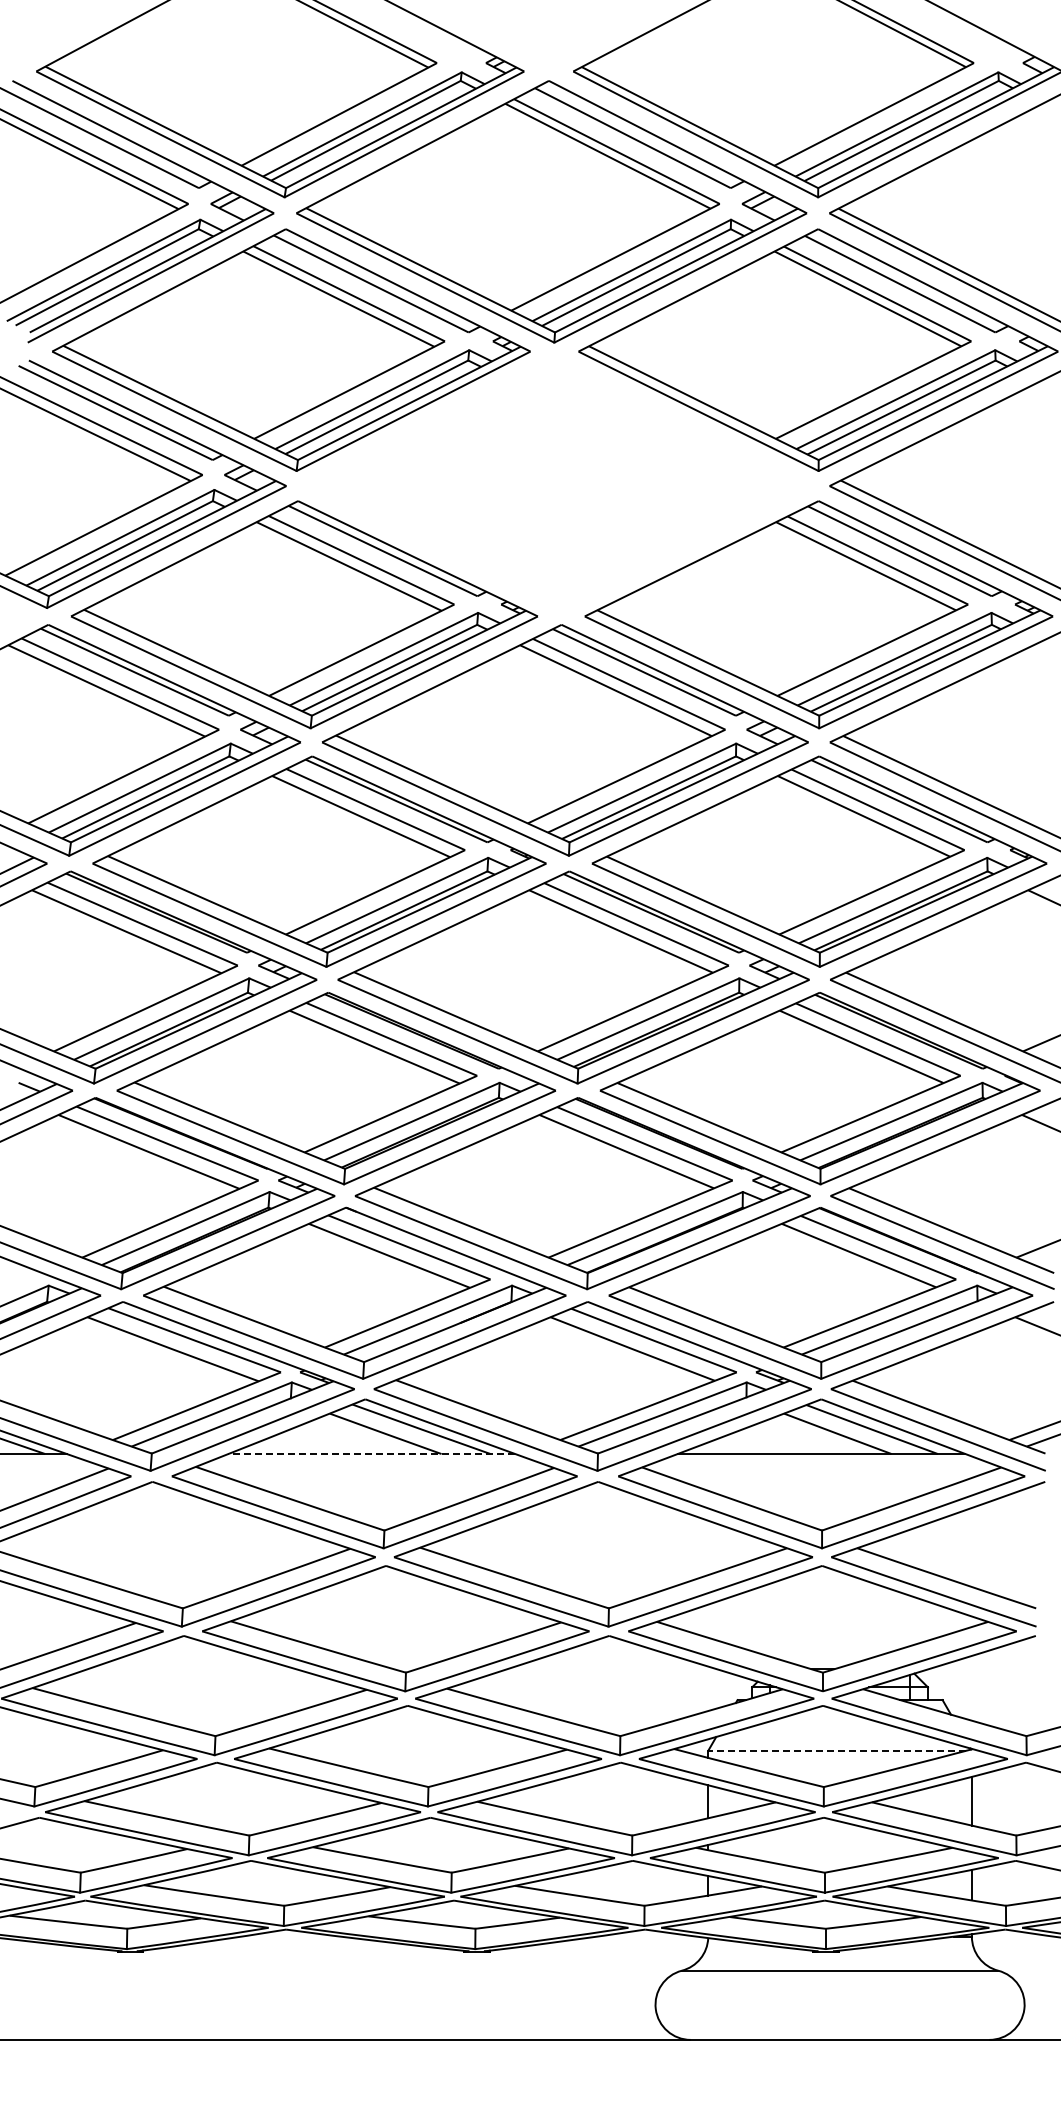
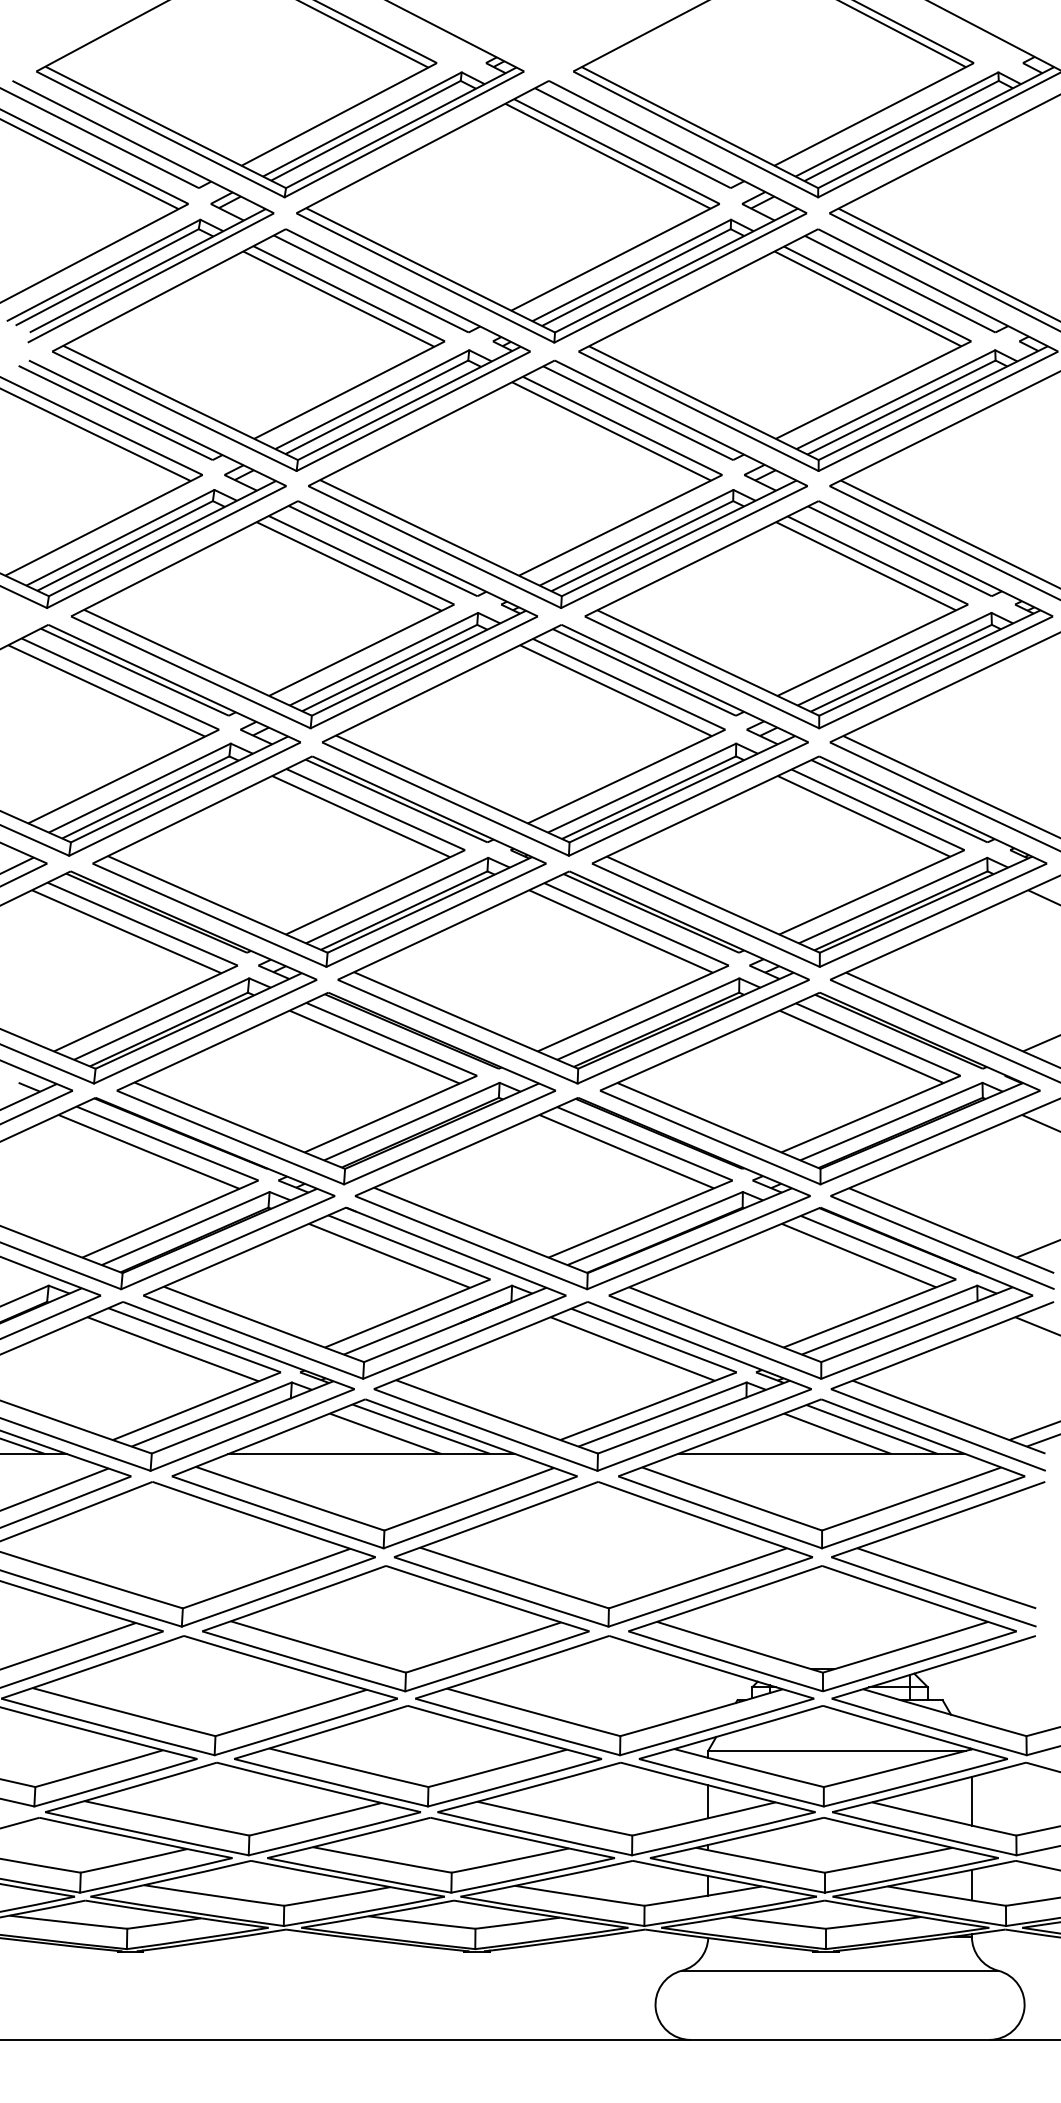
part: none -> present (557, 483)
line: dashed -> solid (371, 1454)
line: dashed -> solid (837, 1750)
